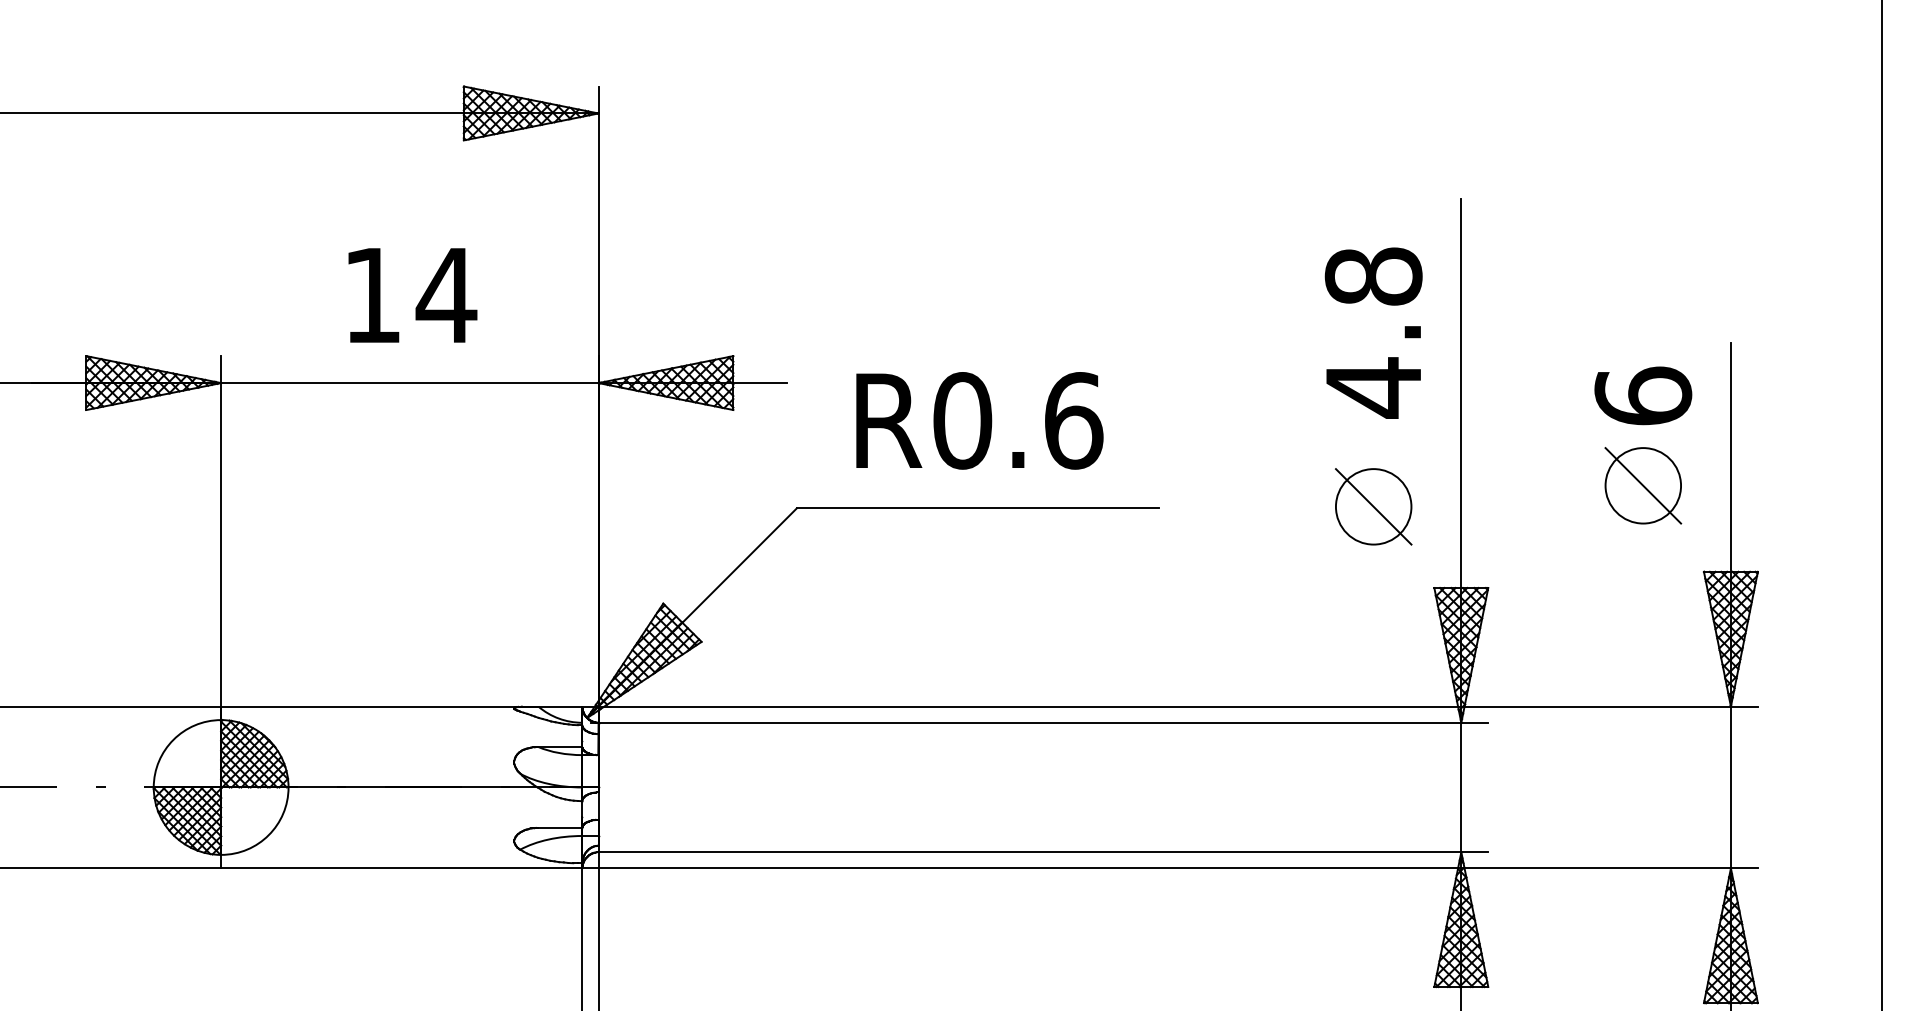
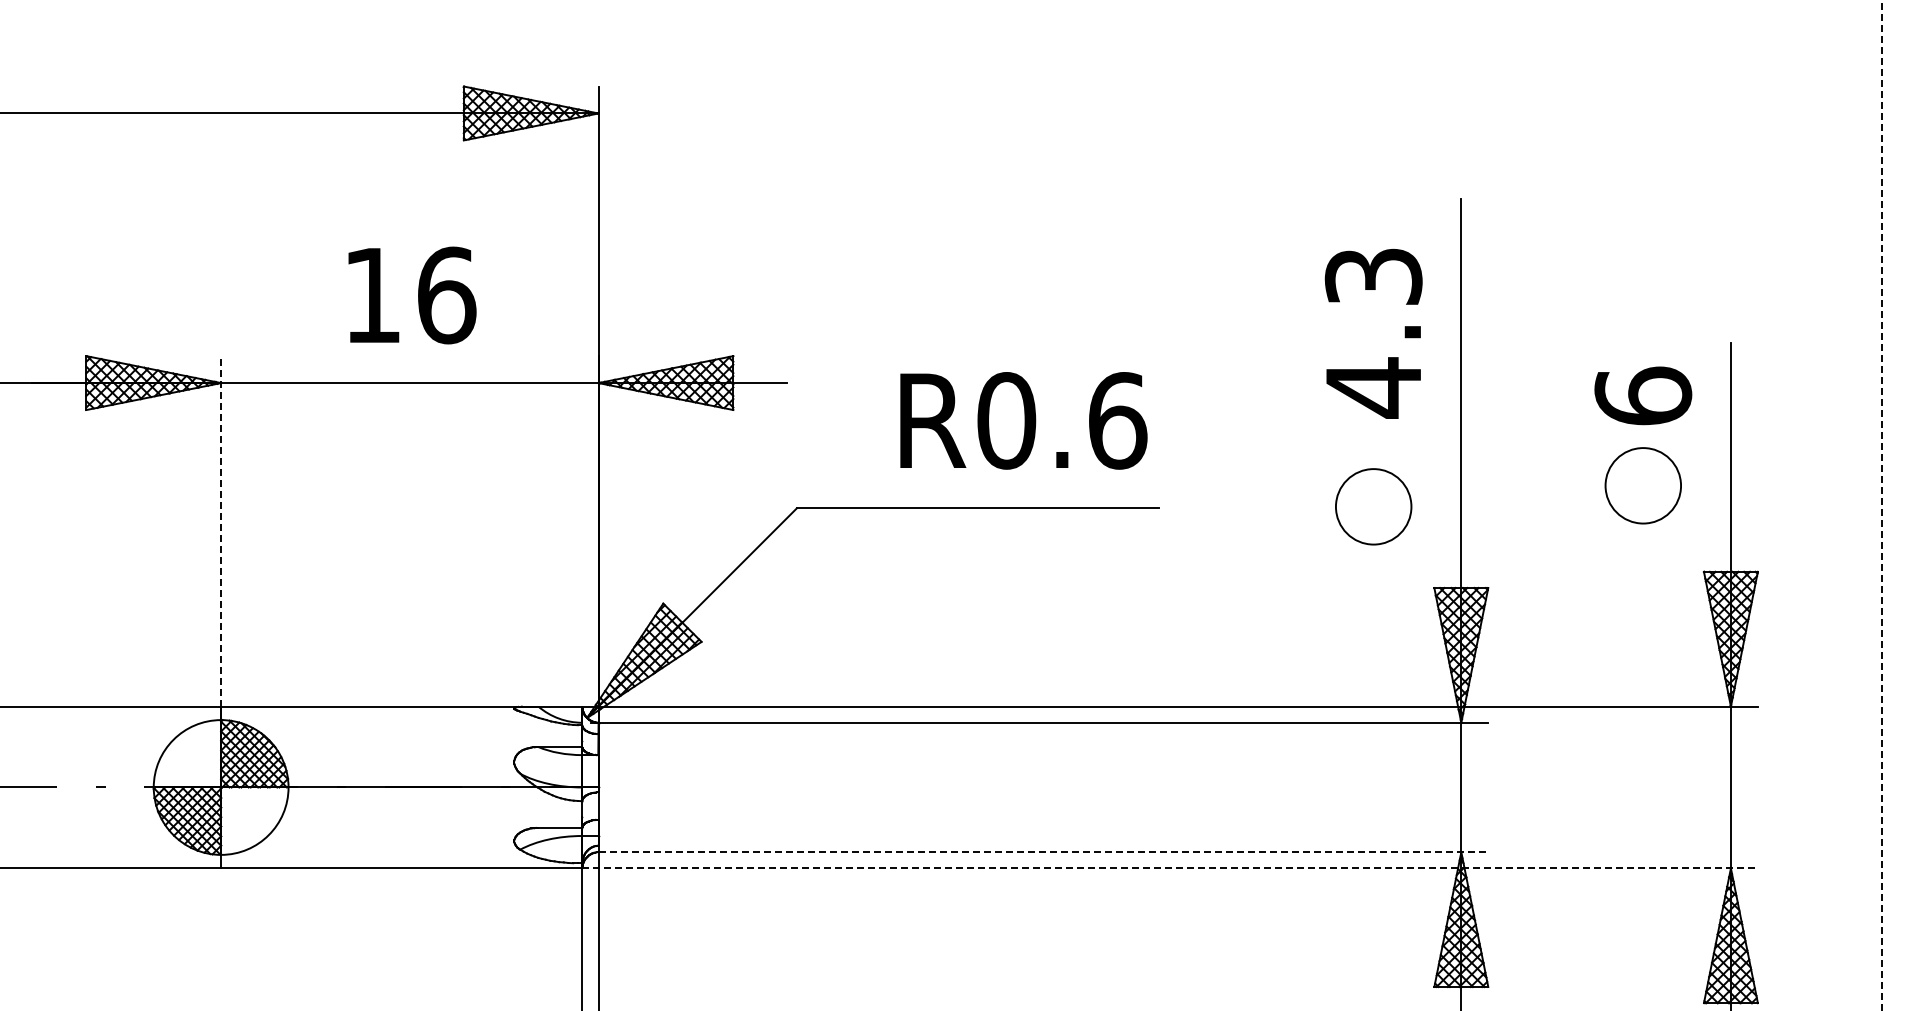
text: 4.8 -> 4.3 (1373, 276)
text: 14 -> 16 (446, 295)
text position: (979, 420) -> (1023, 420) (1023, 420)
line: present -> none (1643, 485)
line: solid -> dashed (1881, 505)
line: present -> none (1373, 506)
line: solid -> dashed (221, 530)
line: solid -> dashed (1043, 852)
line: solid -> dashed (1170, 868)
